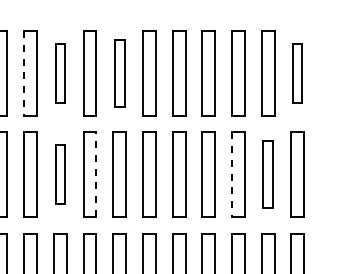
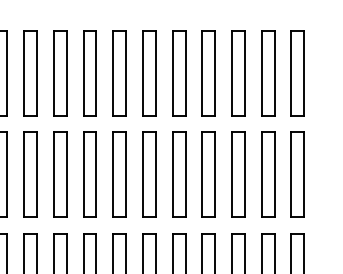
line: dashed -> solid (24, 73)
part size: 11x61 px -> 15x87 px (60, 73)
part size: 12x69 px -> 15x87 px (119, 73)
part size: 11x61 px -> 15x87 px (297, 73)
part size: 11x61 px -> 15x87 px (60, 174)
line: dashed -> solid (96, 174)
part size: 12x69 px -> 15x87 px (268, 174)
line: dashed -> solid (232, 175)
